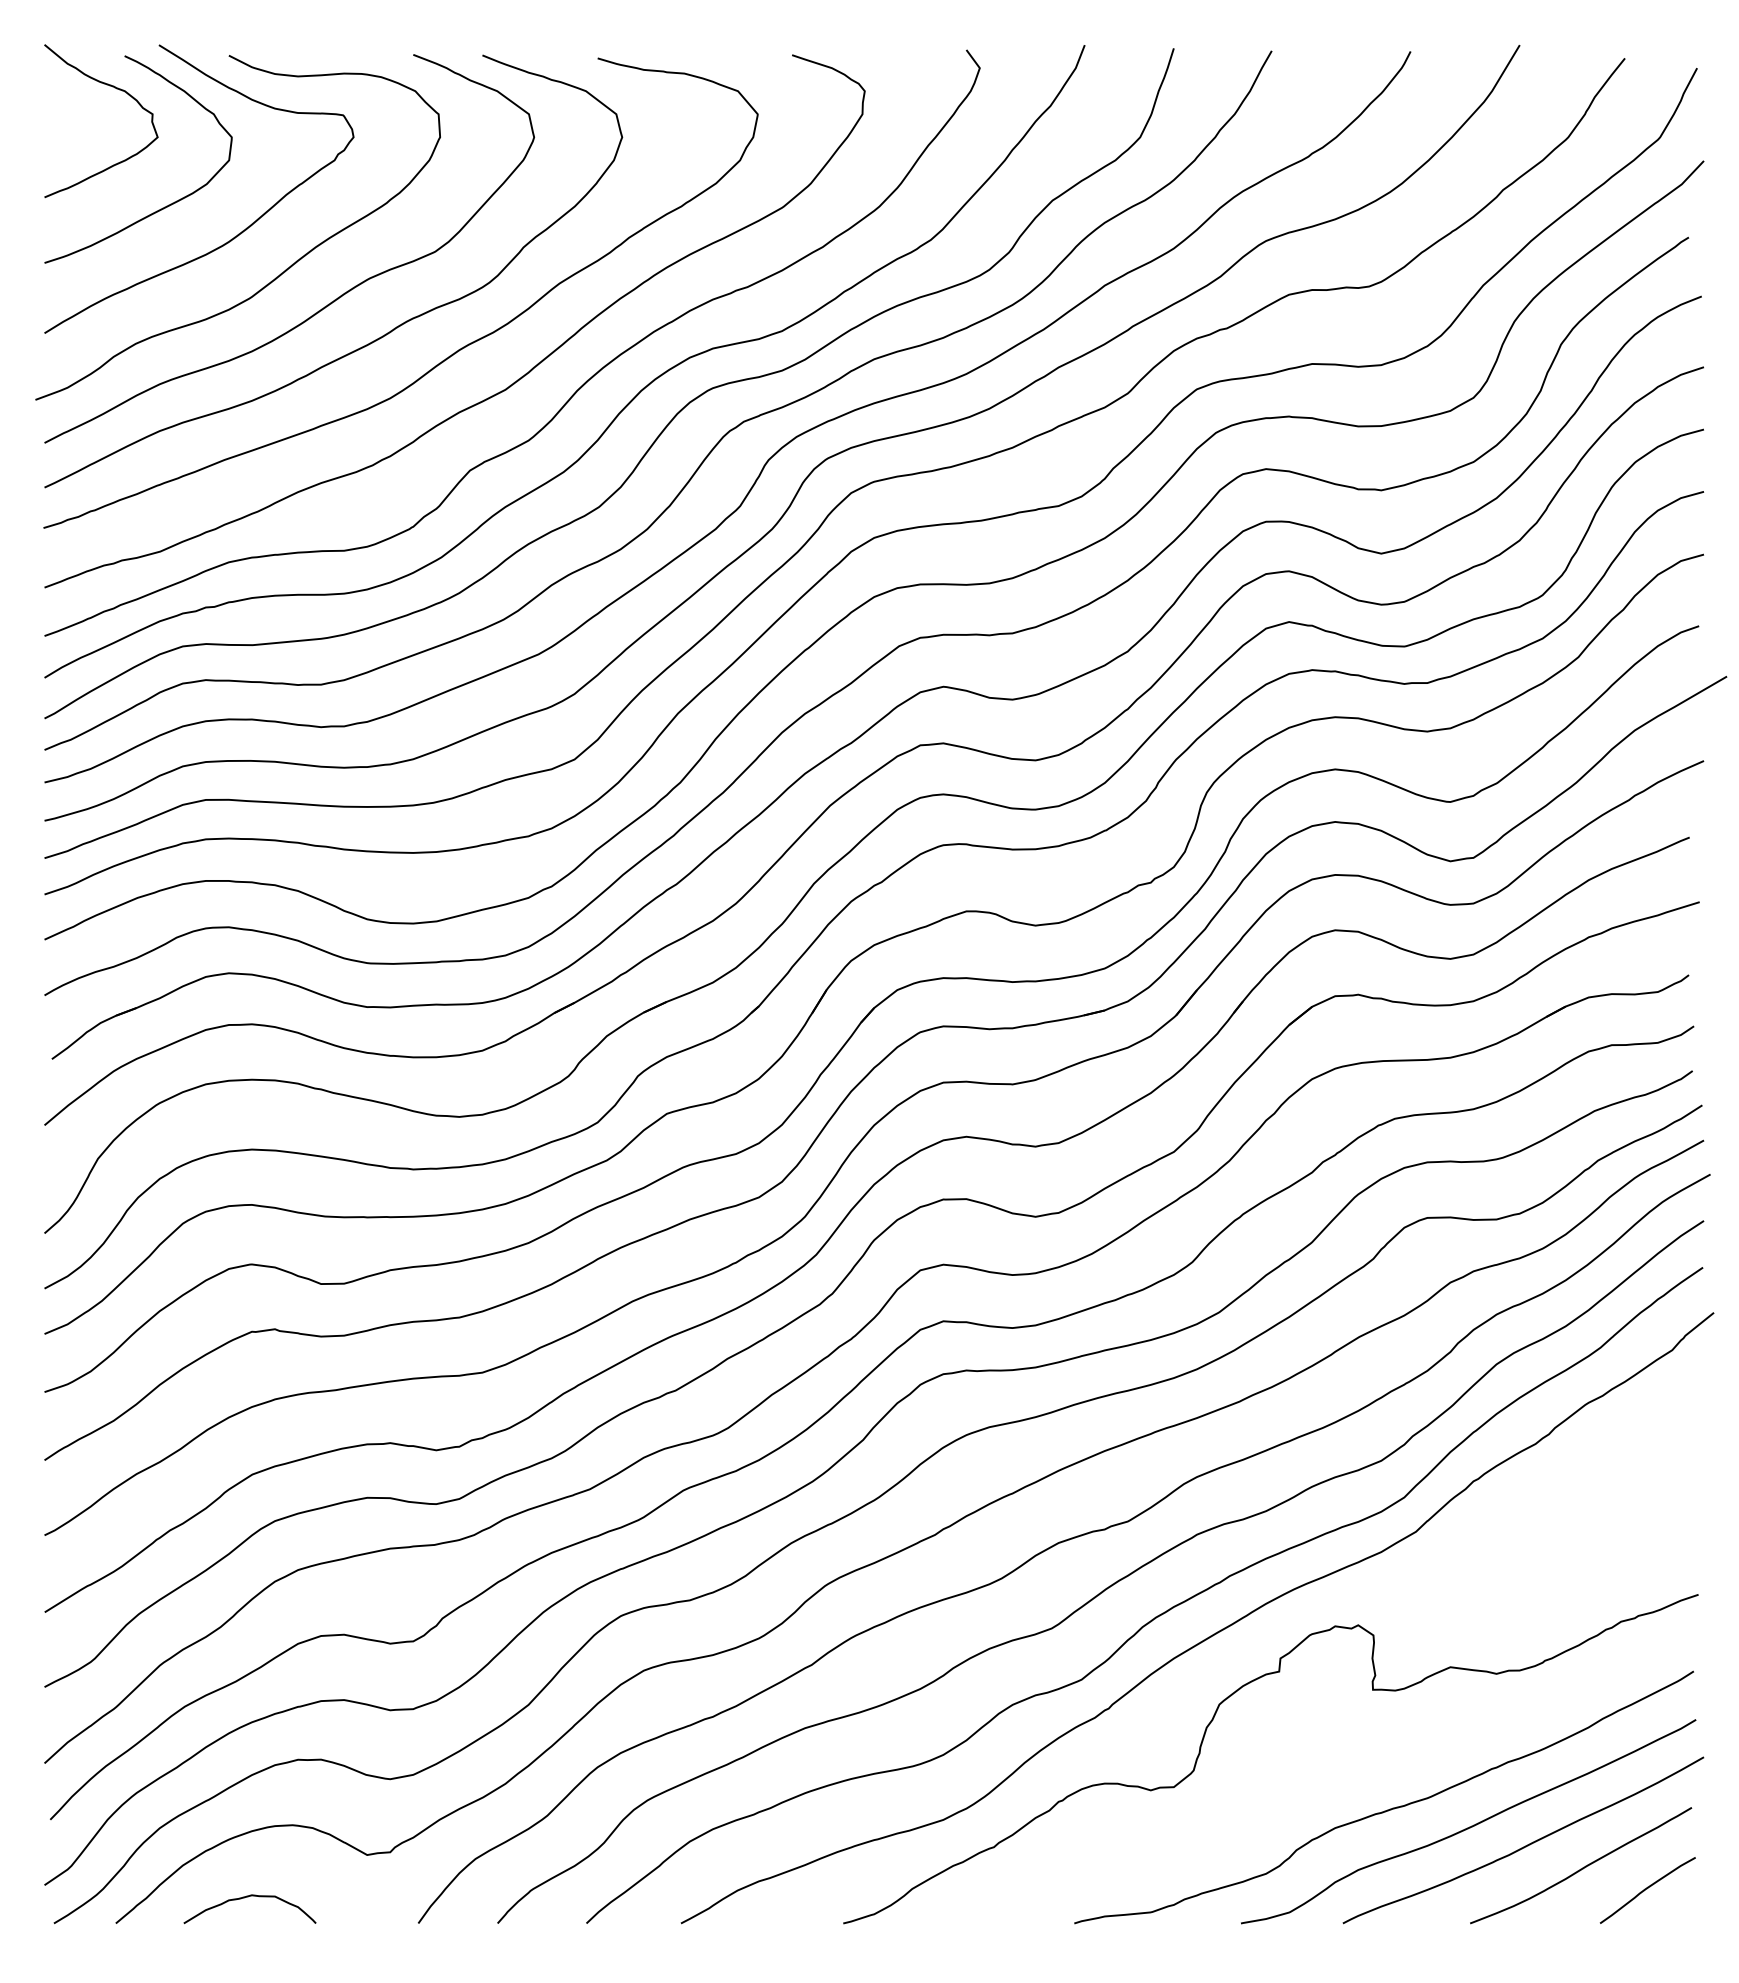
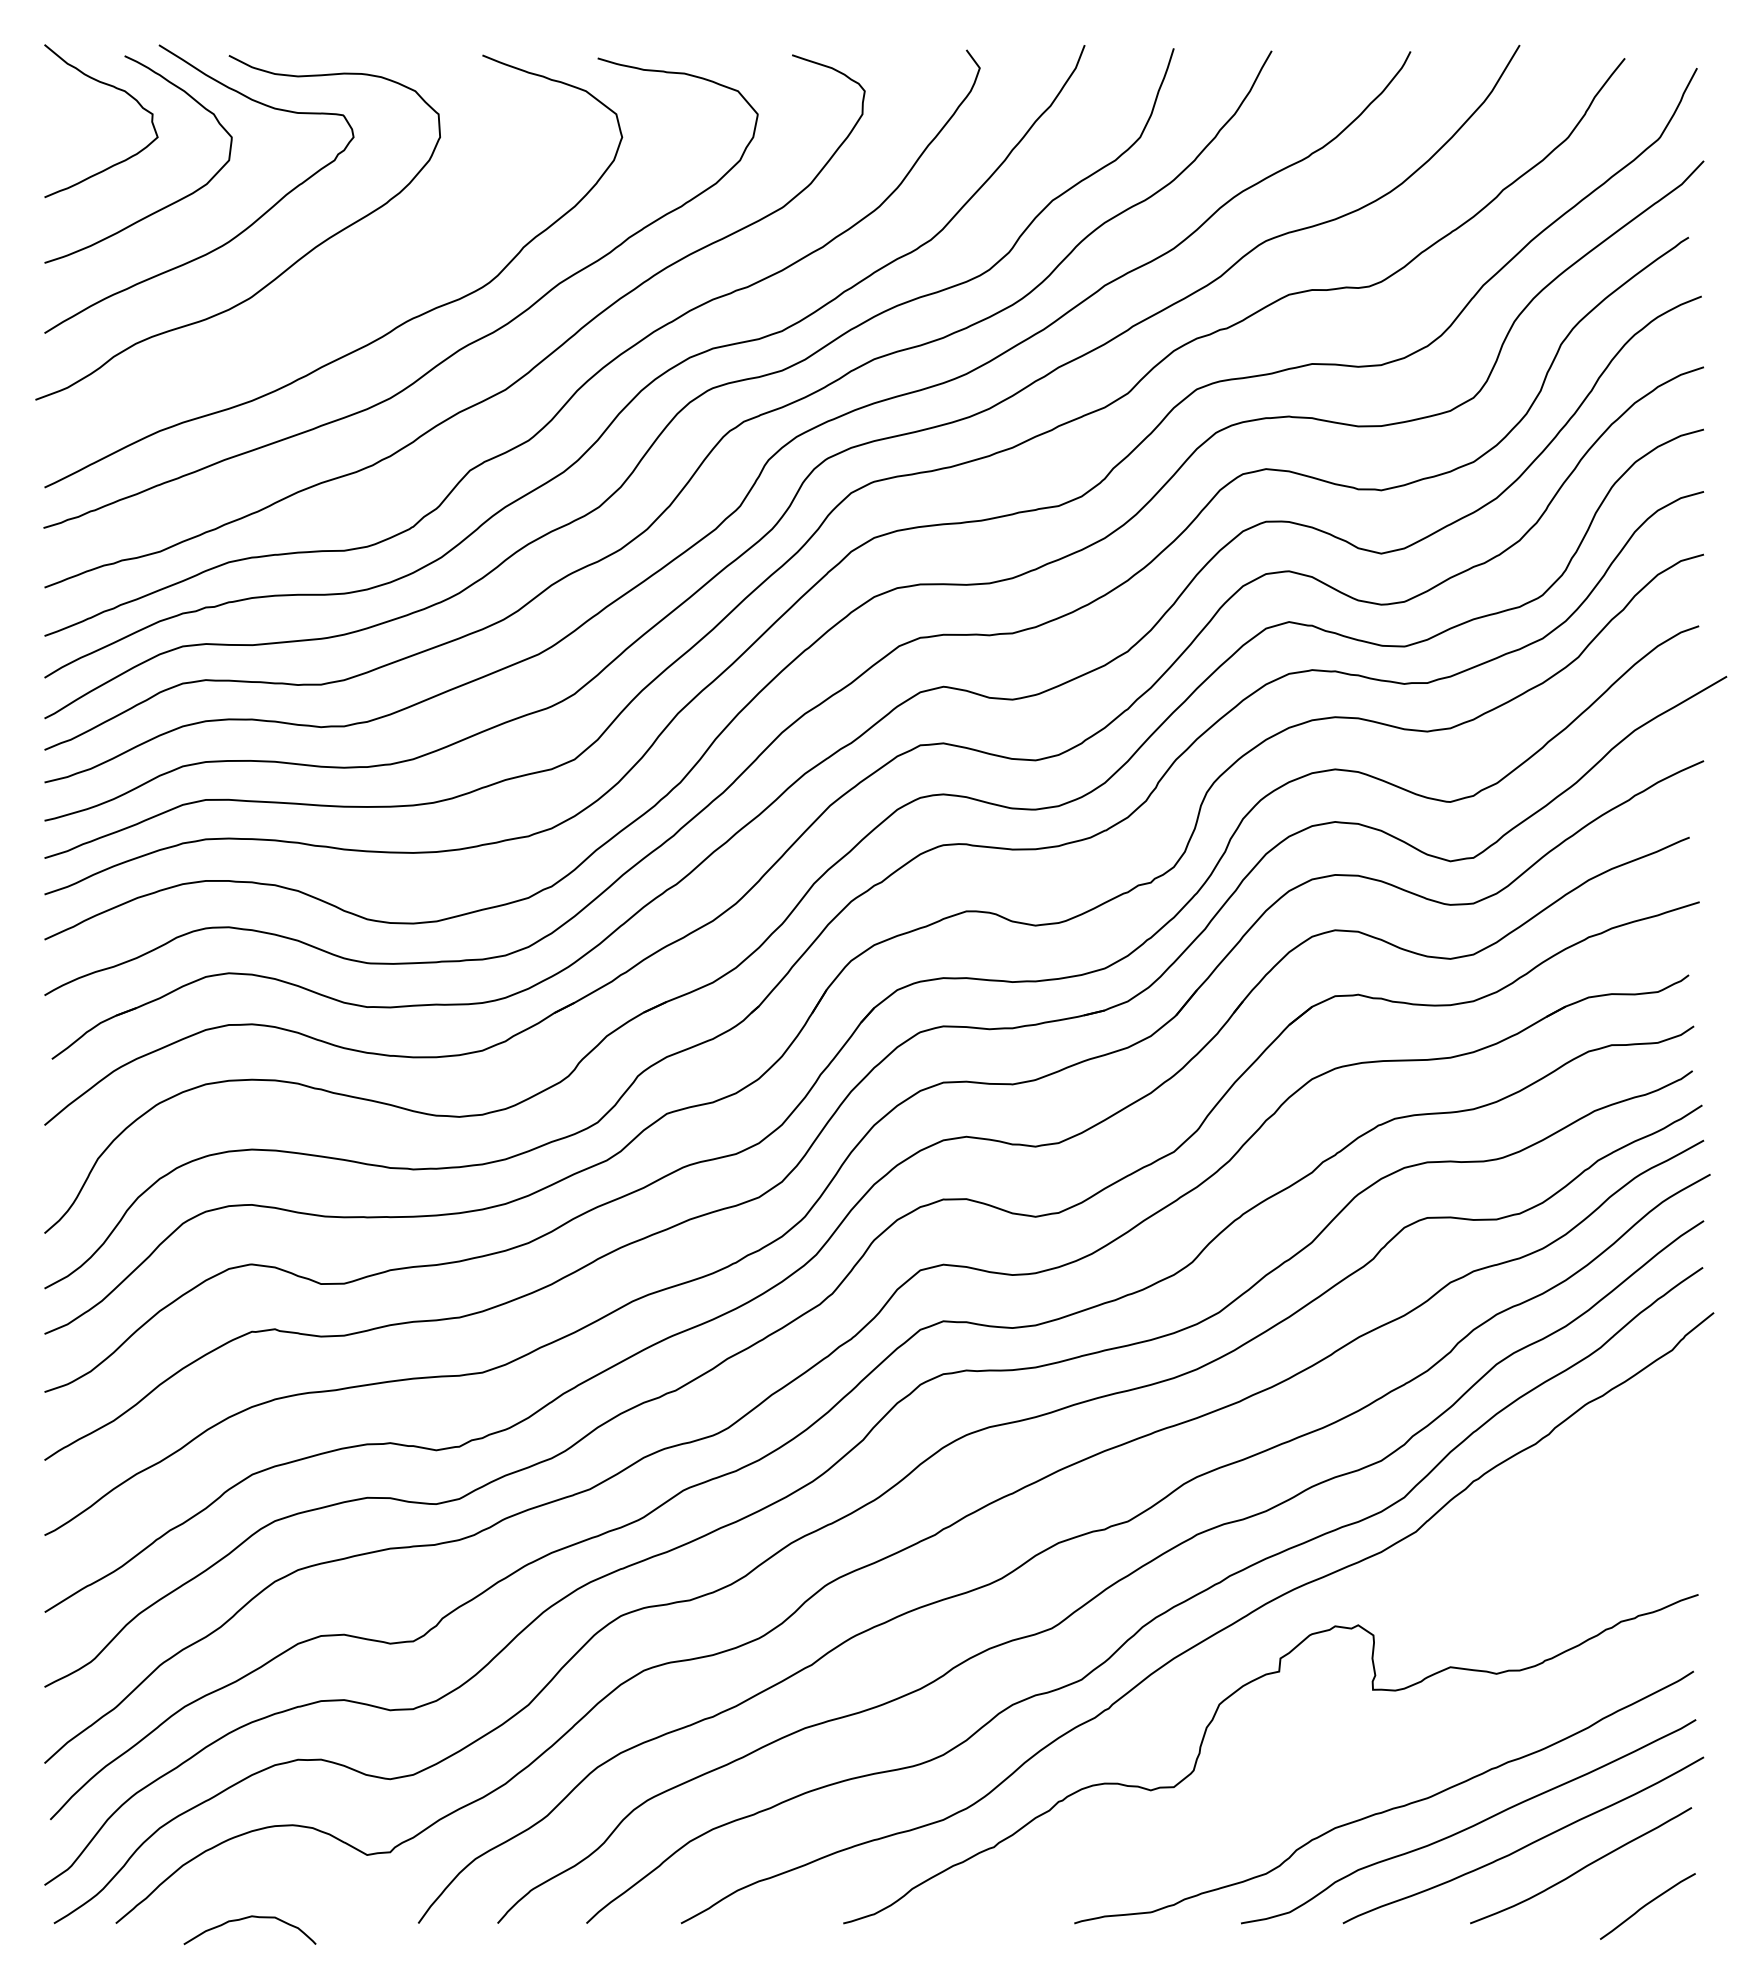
curve: present -> none (328, 303)
curve position: (1647, 1889) -> (1647, 1905) (1647, 1905)
curve position: (248, 1897) -> (248, 1918) (248, 1918)
